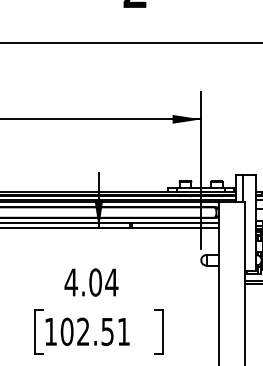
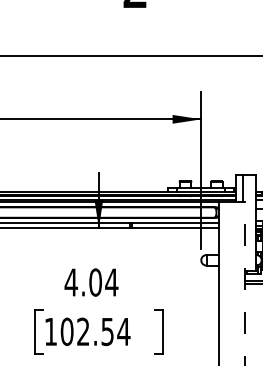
line position: (130, 43) -> (130, 56) (130, 56)
line: solid -> dashed (244, 284)
text: 102.51 -> 102.54 (123, 331)
